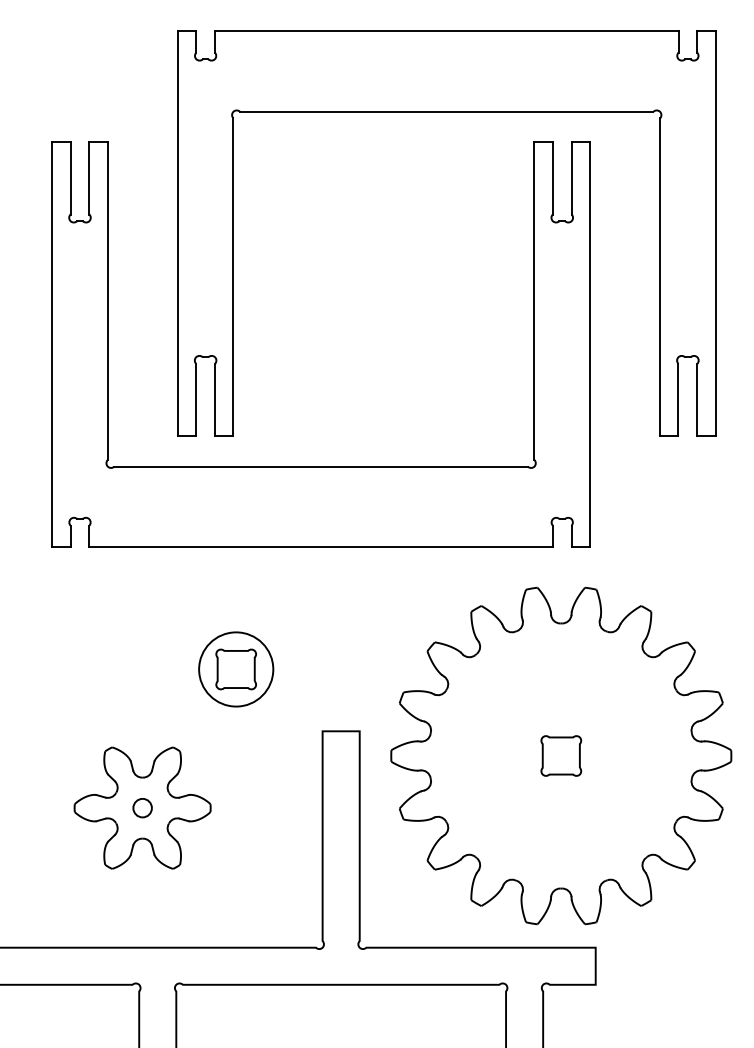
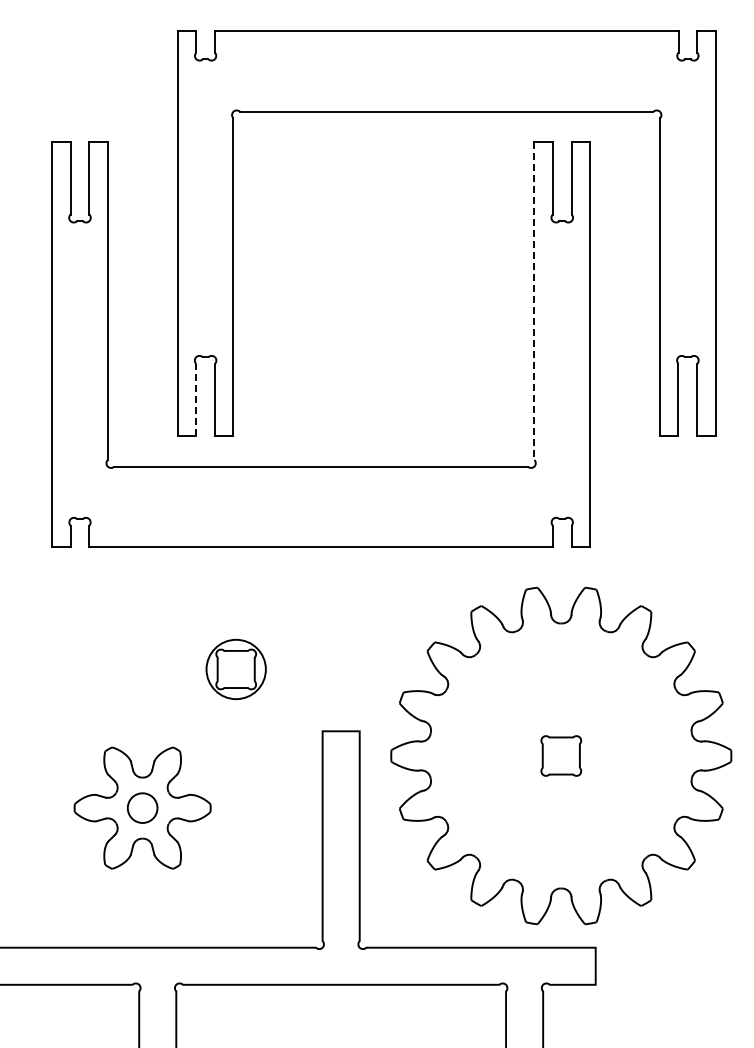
line: solid -> dashed (534, 301)
line: solid -> dashed (196, 399)
circle diameter: 74 px -> 59 px (235, 669)
circle diameter: 19 px -> 30 px (142, 807)
